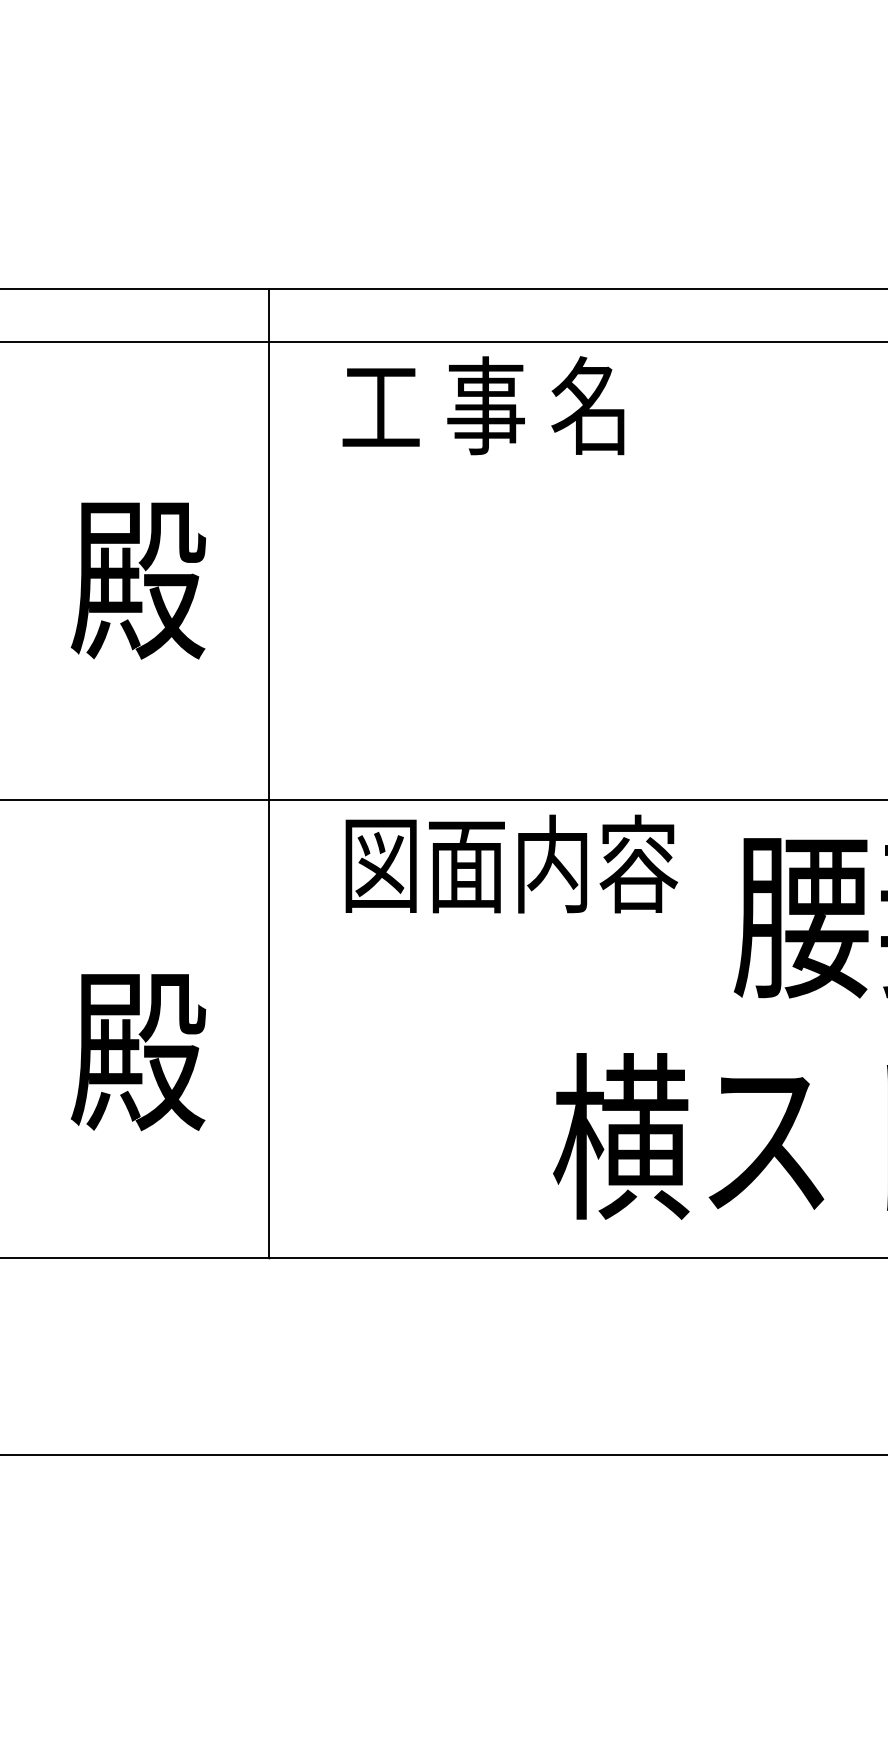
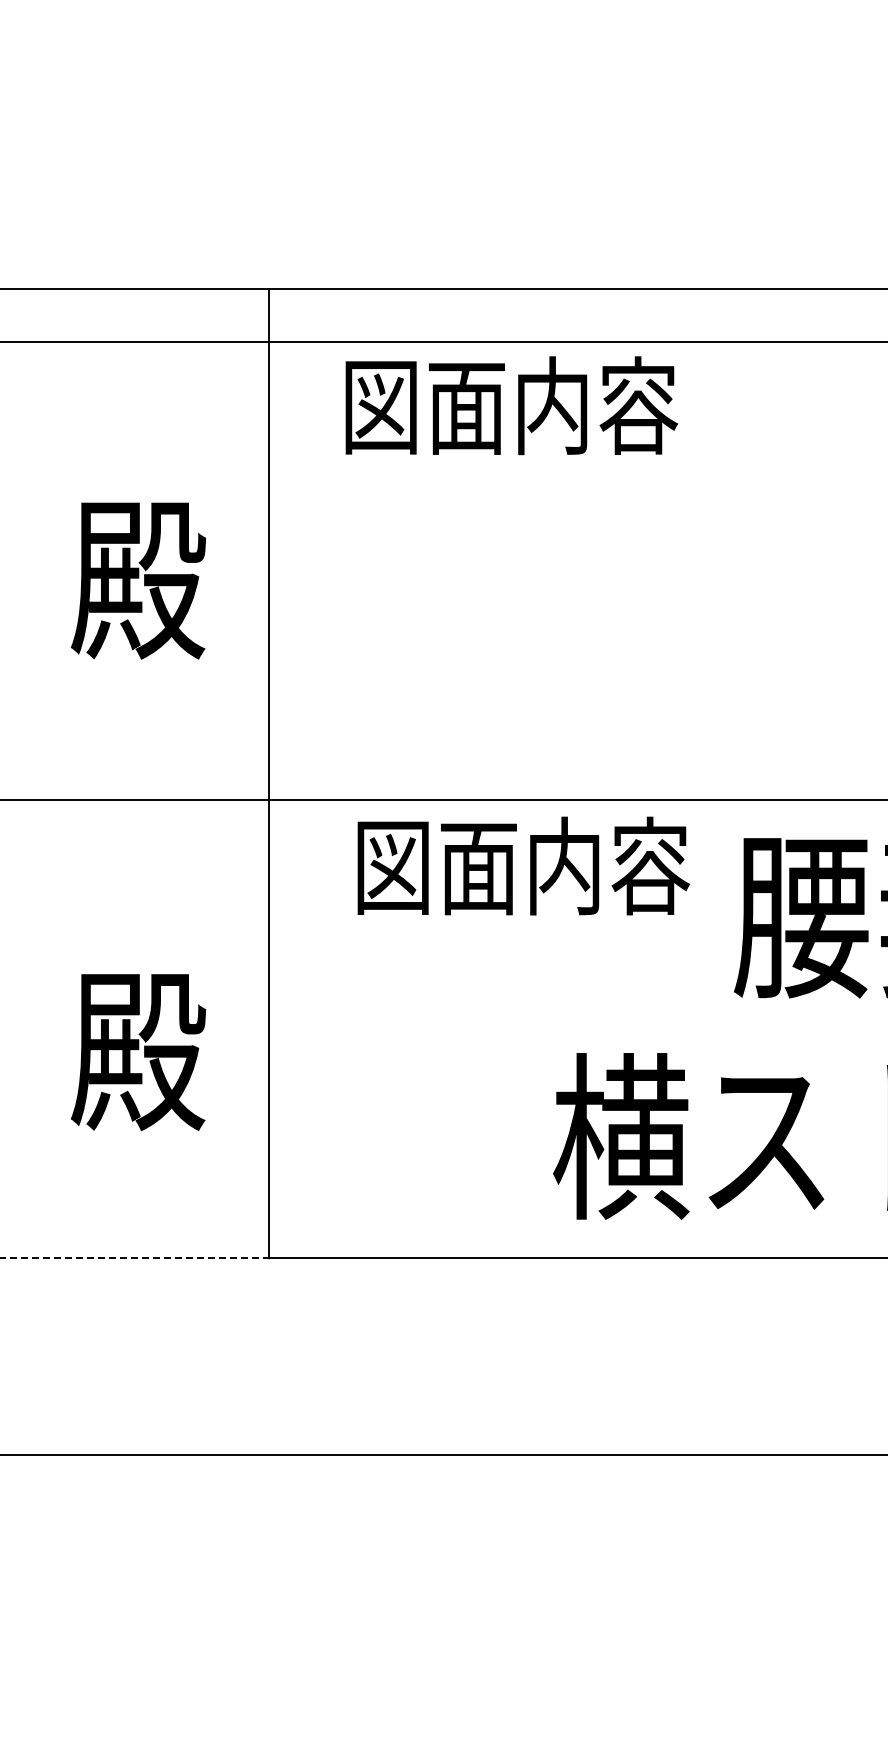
text: 工 事 名 -> 図面内容 (510, 405)
text position: (511, 863) -> (523, 865) (523, 865)
line: solid -> dashed (135, 1258)
